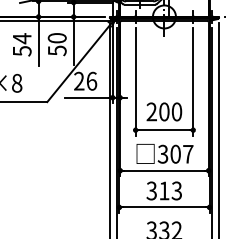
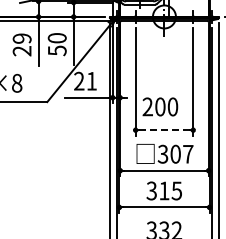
text: 54 -> 29 (21, 44)
text: 26 -> 21 (92, 80)
text position: (164, 111) -> (160, 106) (160, 106)
line: solid -> dashed (163, 130)
text: 313 -> 315 (176, 190)
